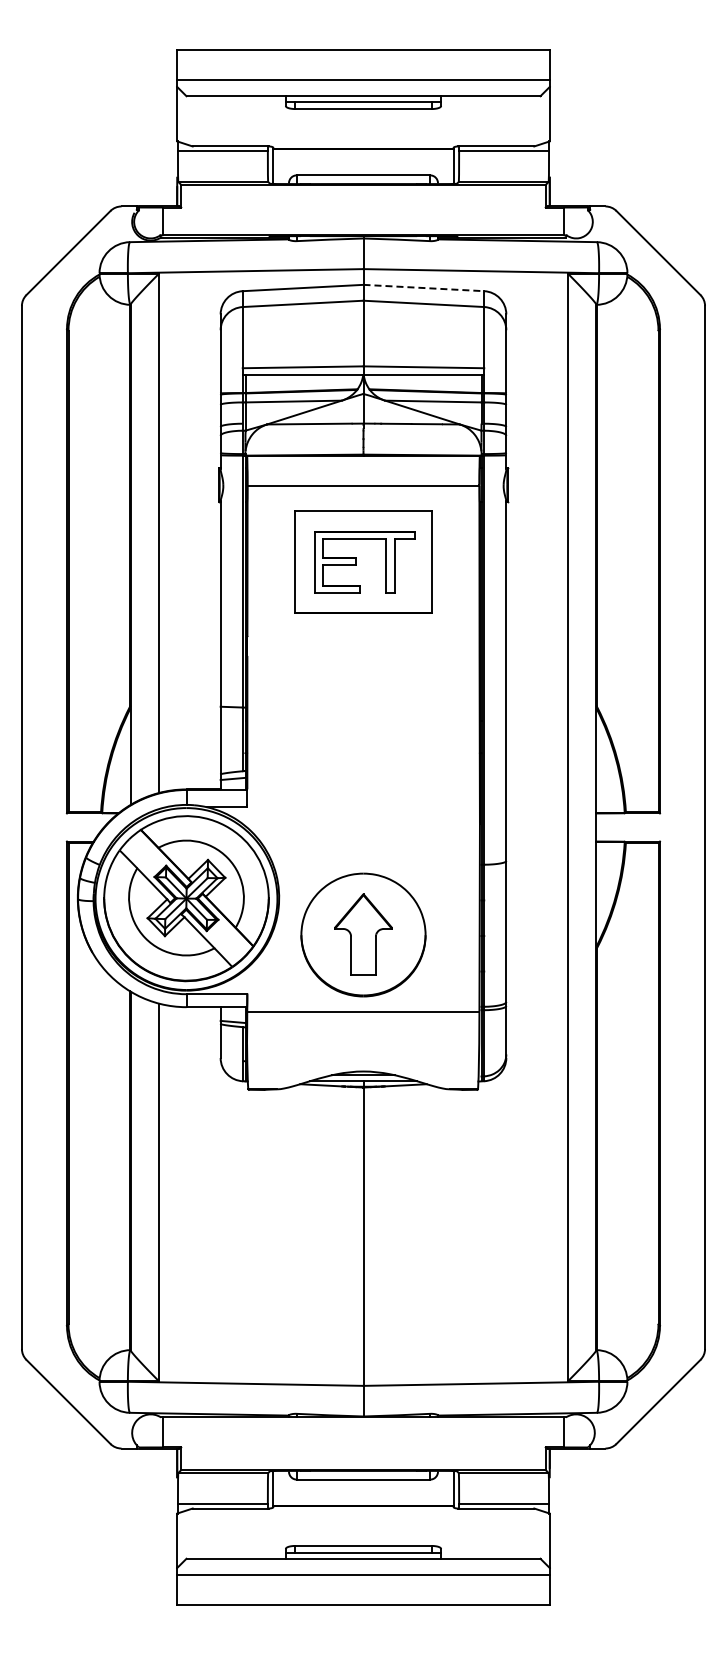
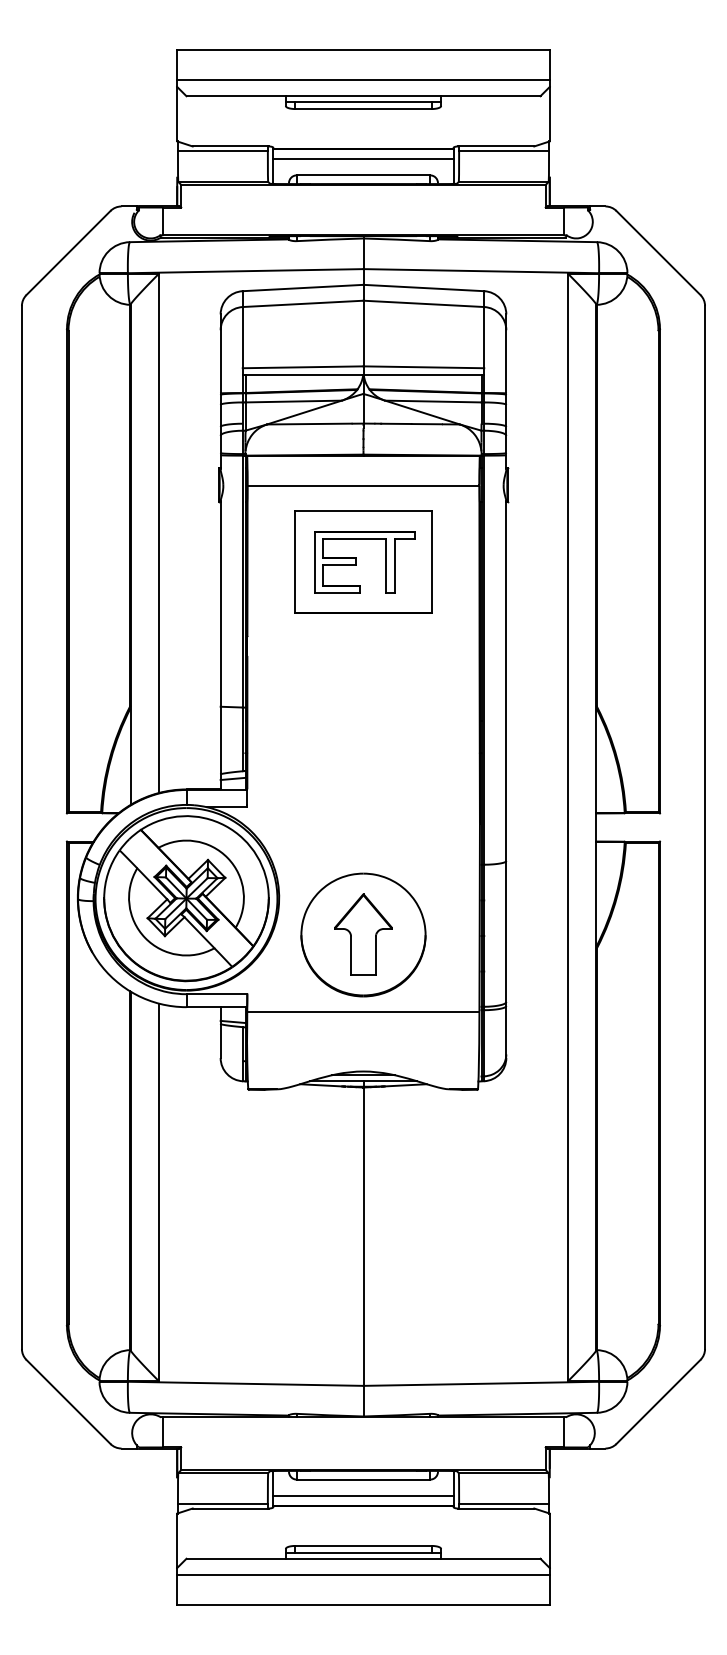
line: none -> present (363, 158)
line: dashed -> solid (424, 288)
line: none -> present (363, 1496)
